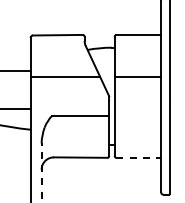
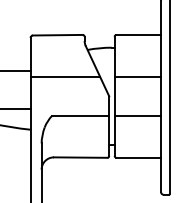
line: none -> present (137, 115)
line: dashed -> solid (139, 157)
line: dashed -> solid (41, 172)
